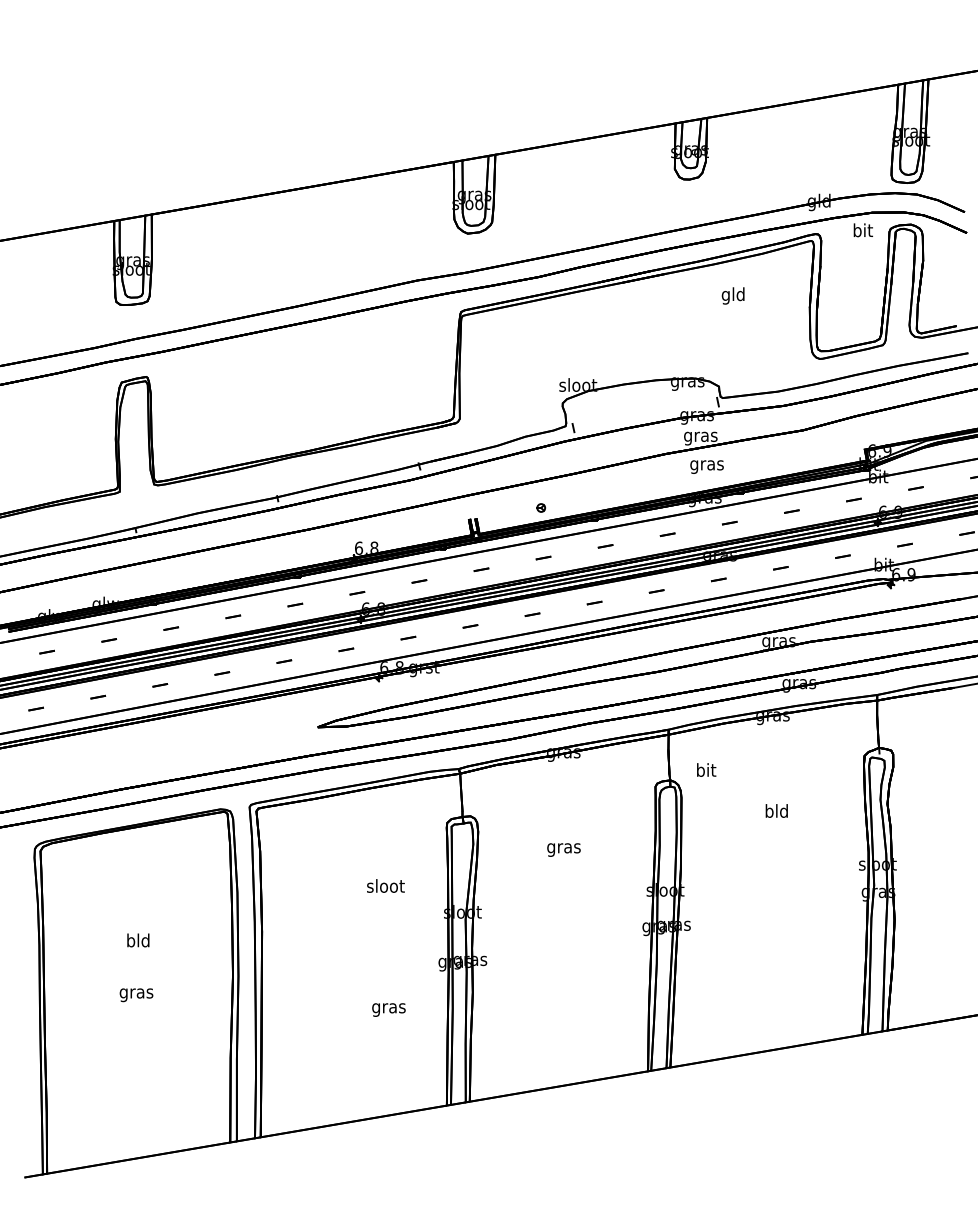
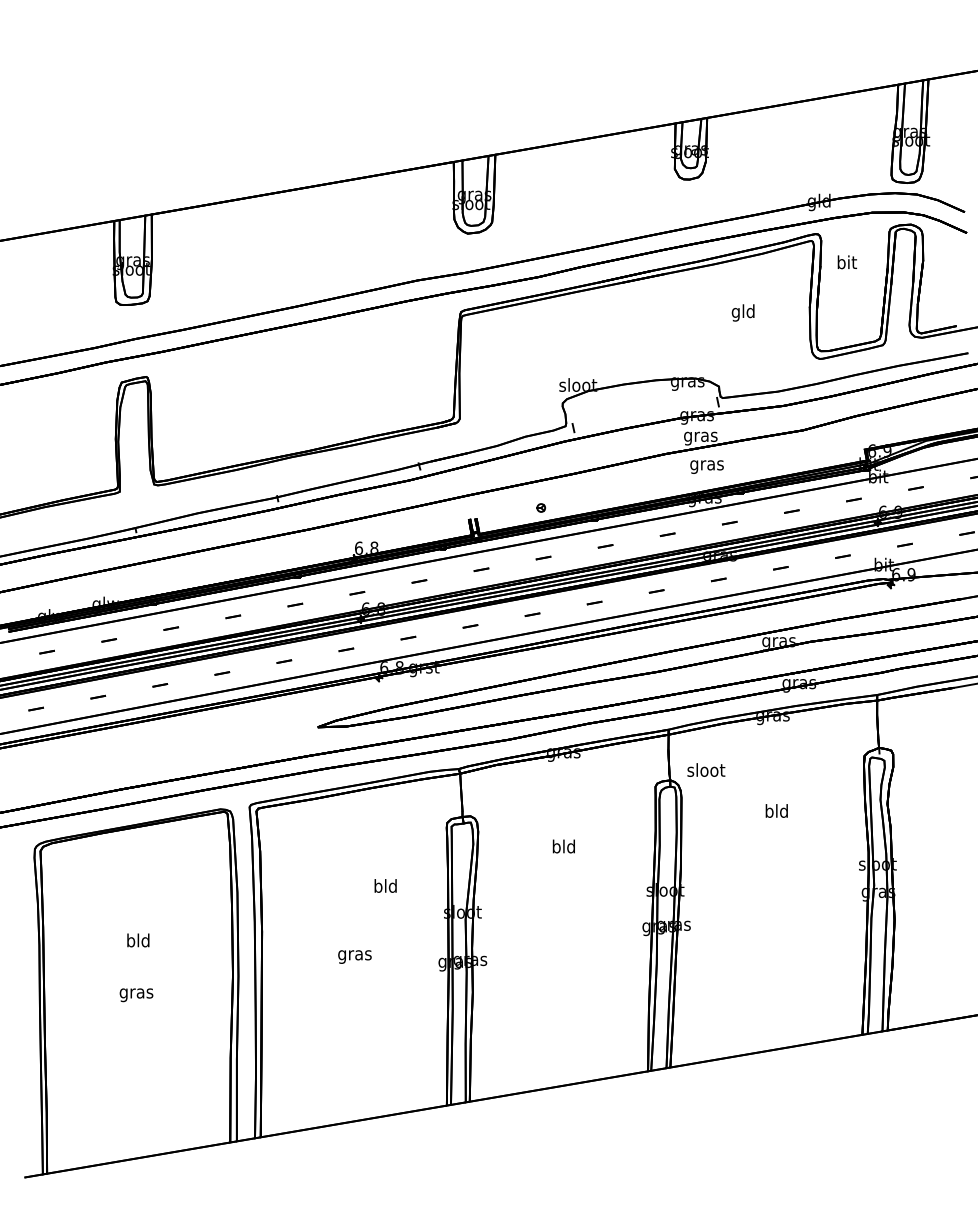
text position: (862, 230) -> (846, 262) (846, 262)
text position: (732, 295) -> (742, 312) (742, 312)
text: bit -> sloot (706, 769)
text: gras -> bld (563, 847)
text: sloot -> bld (385, 885)
text position: (388, 1009) -> (354, 956) (354, 956)
